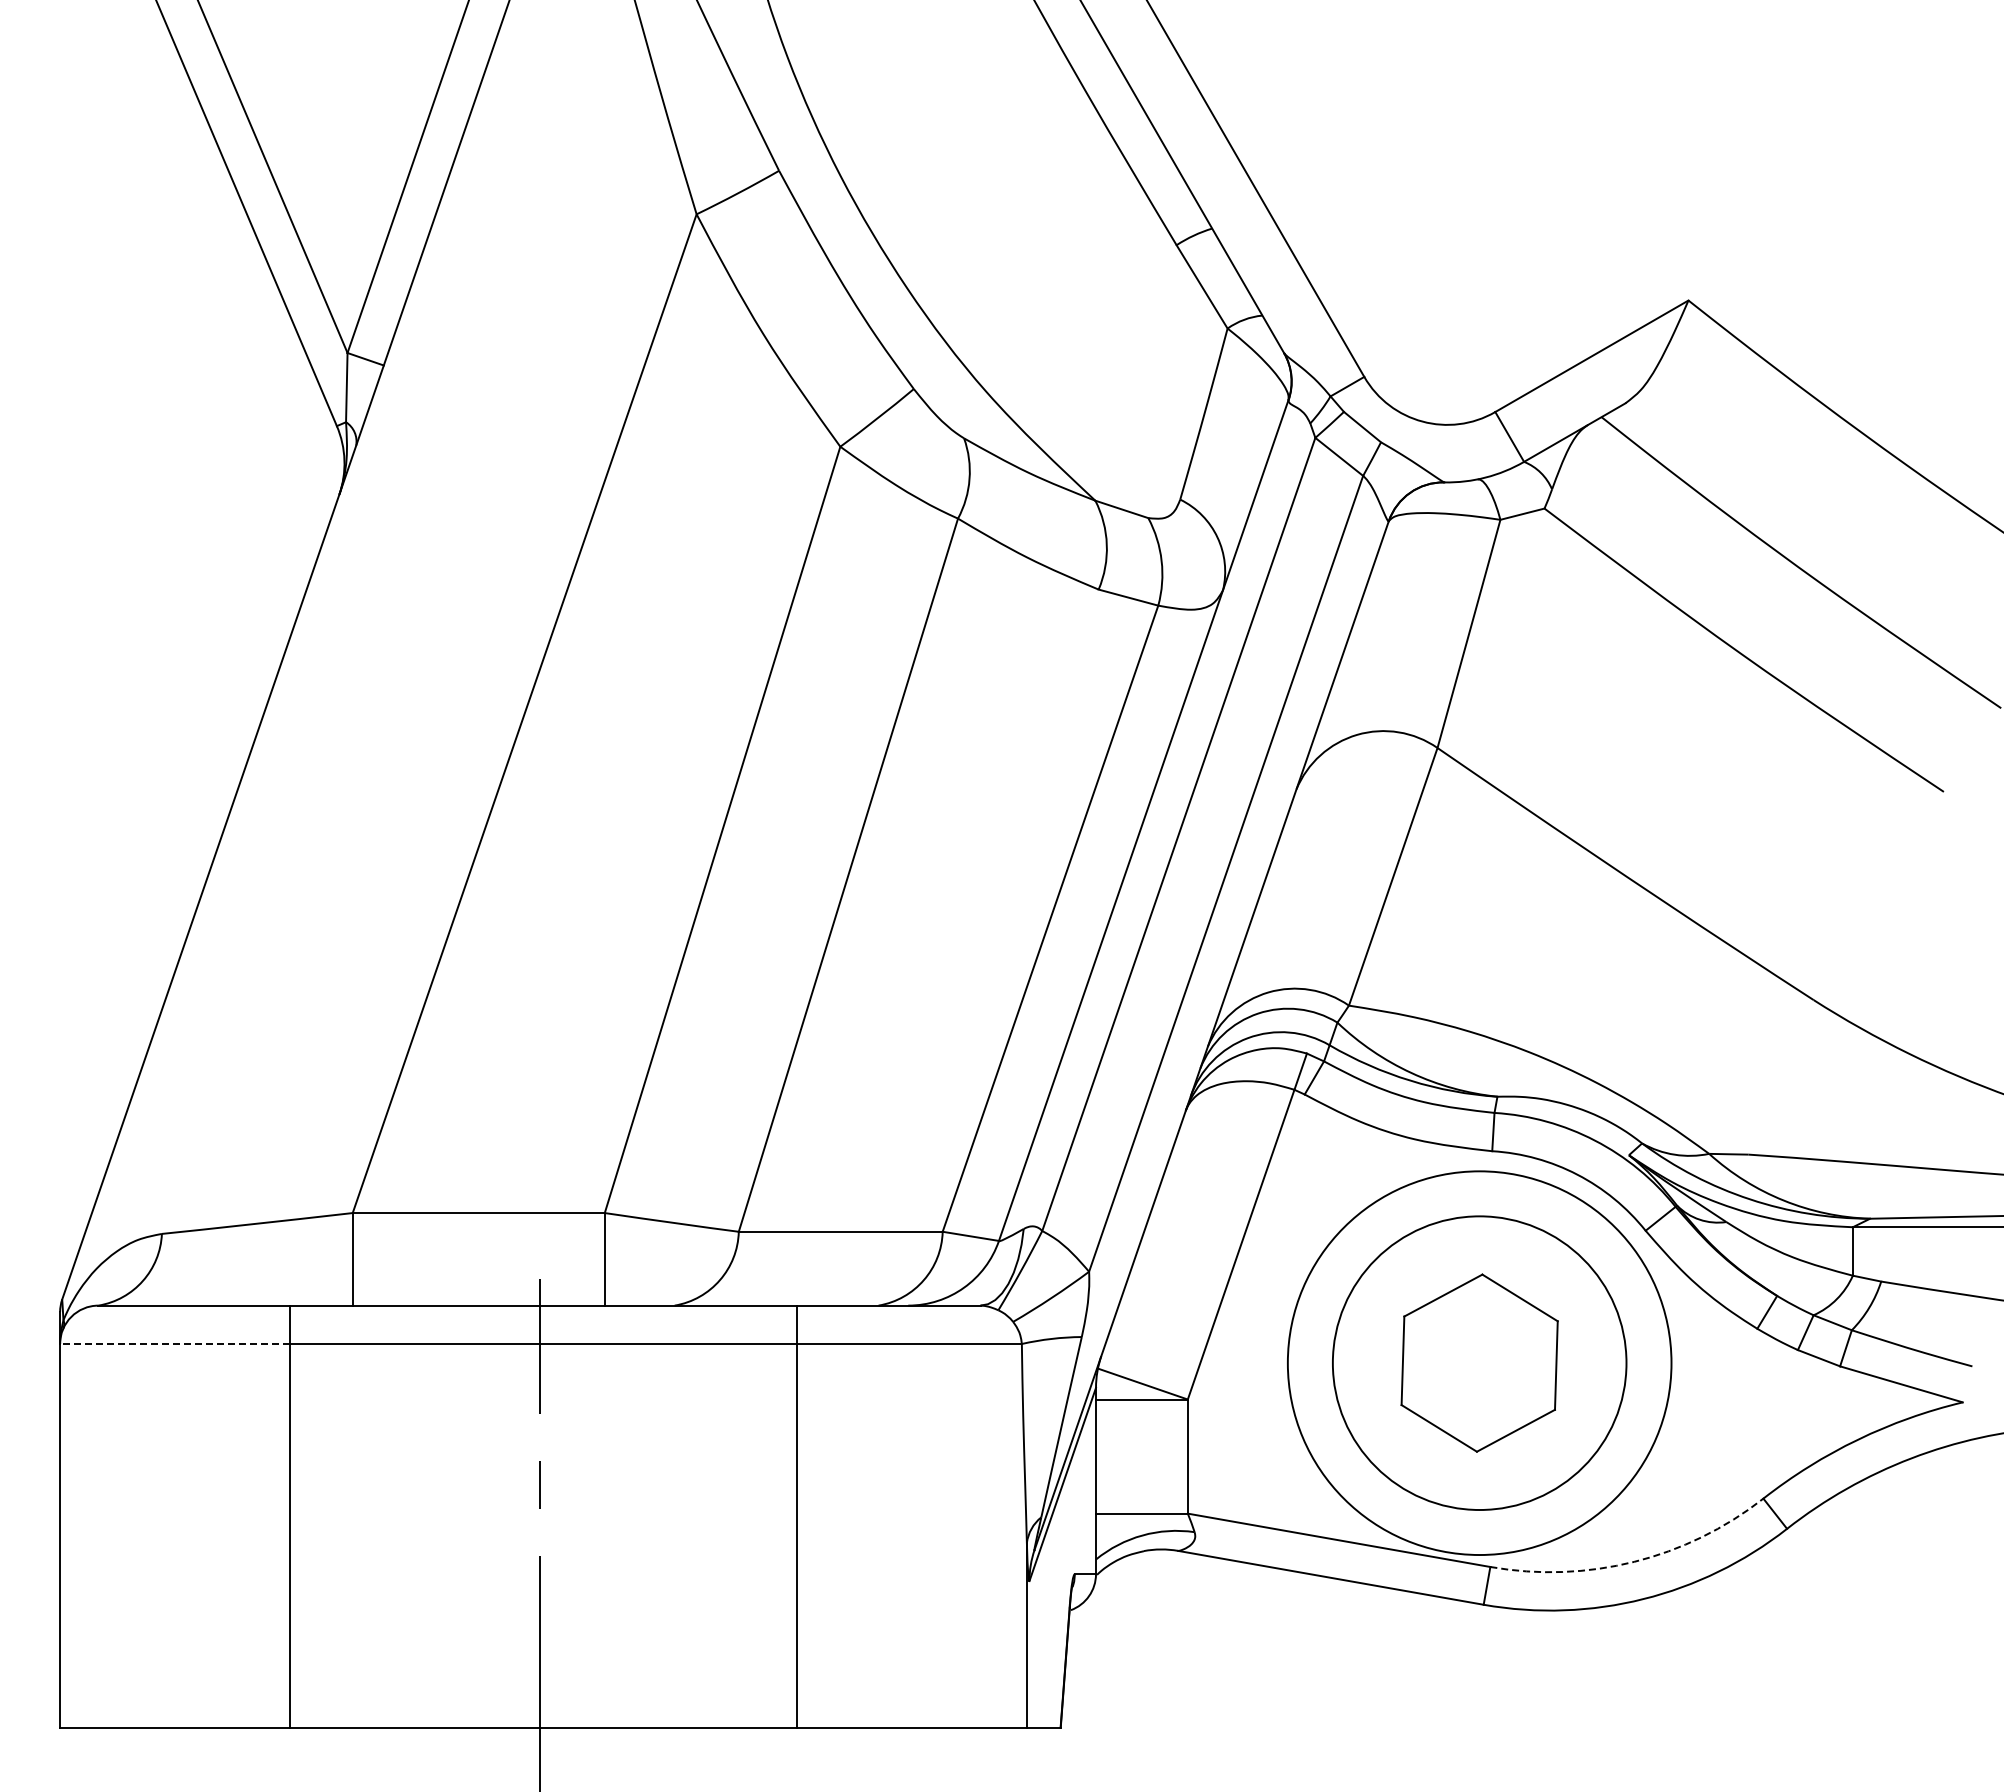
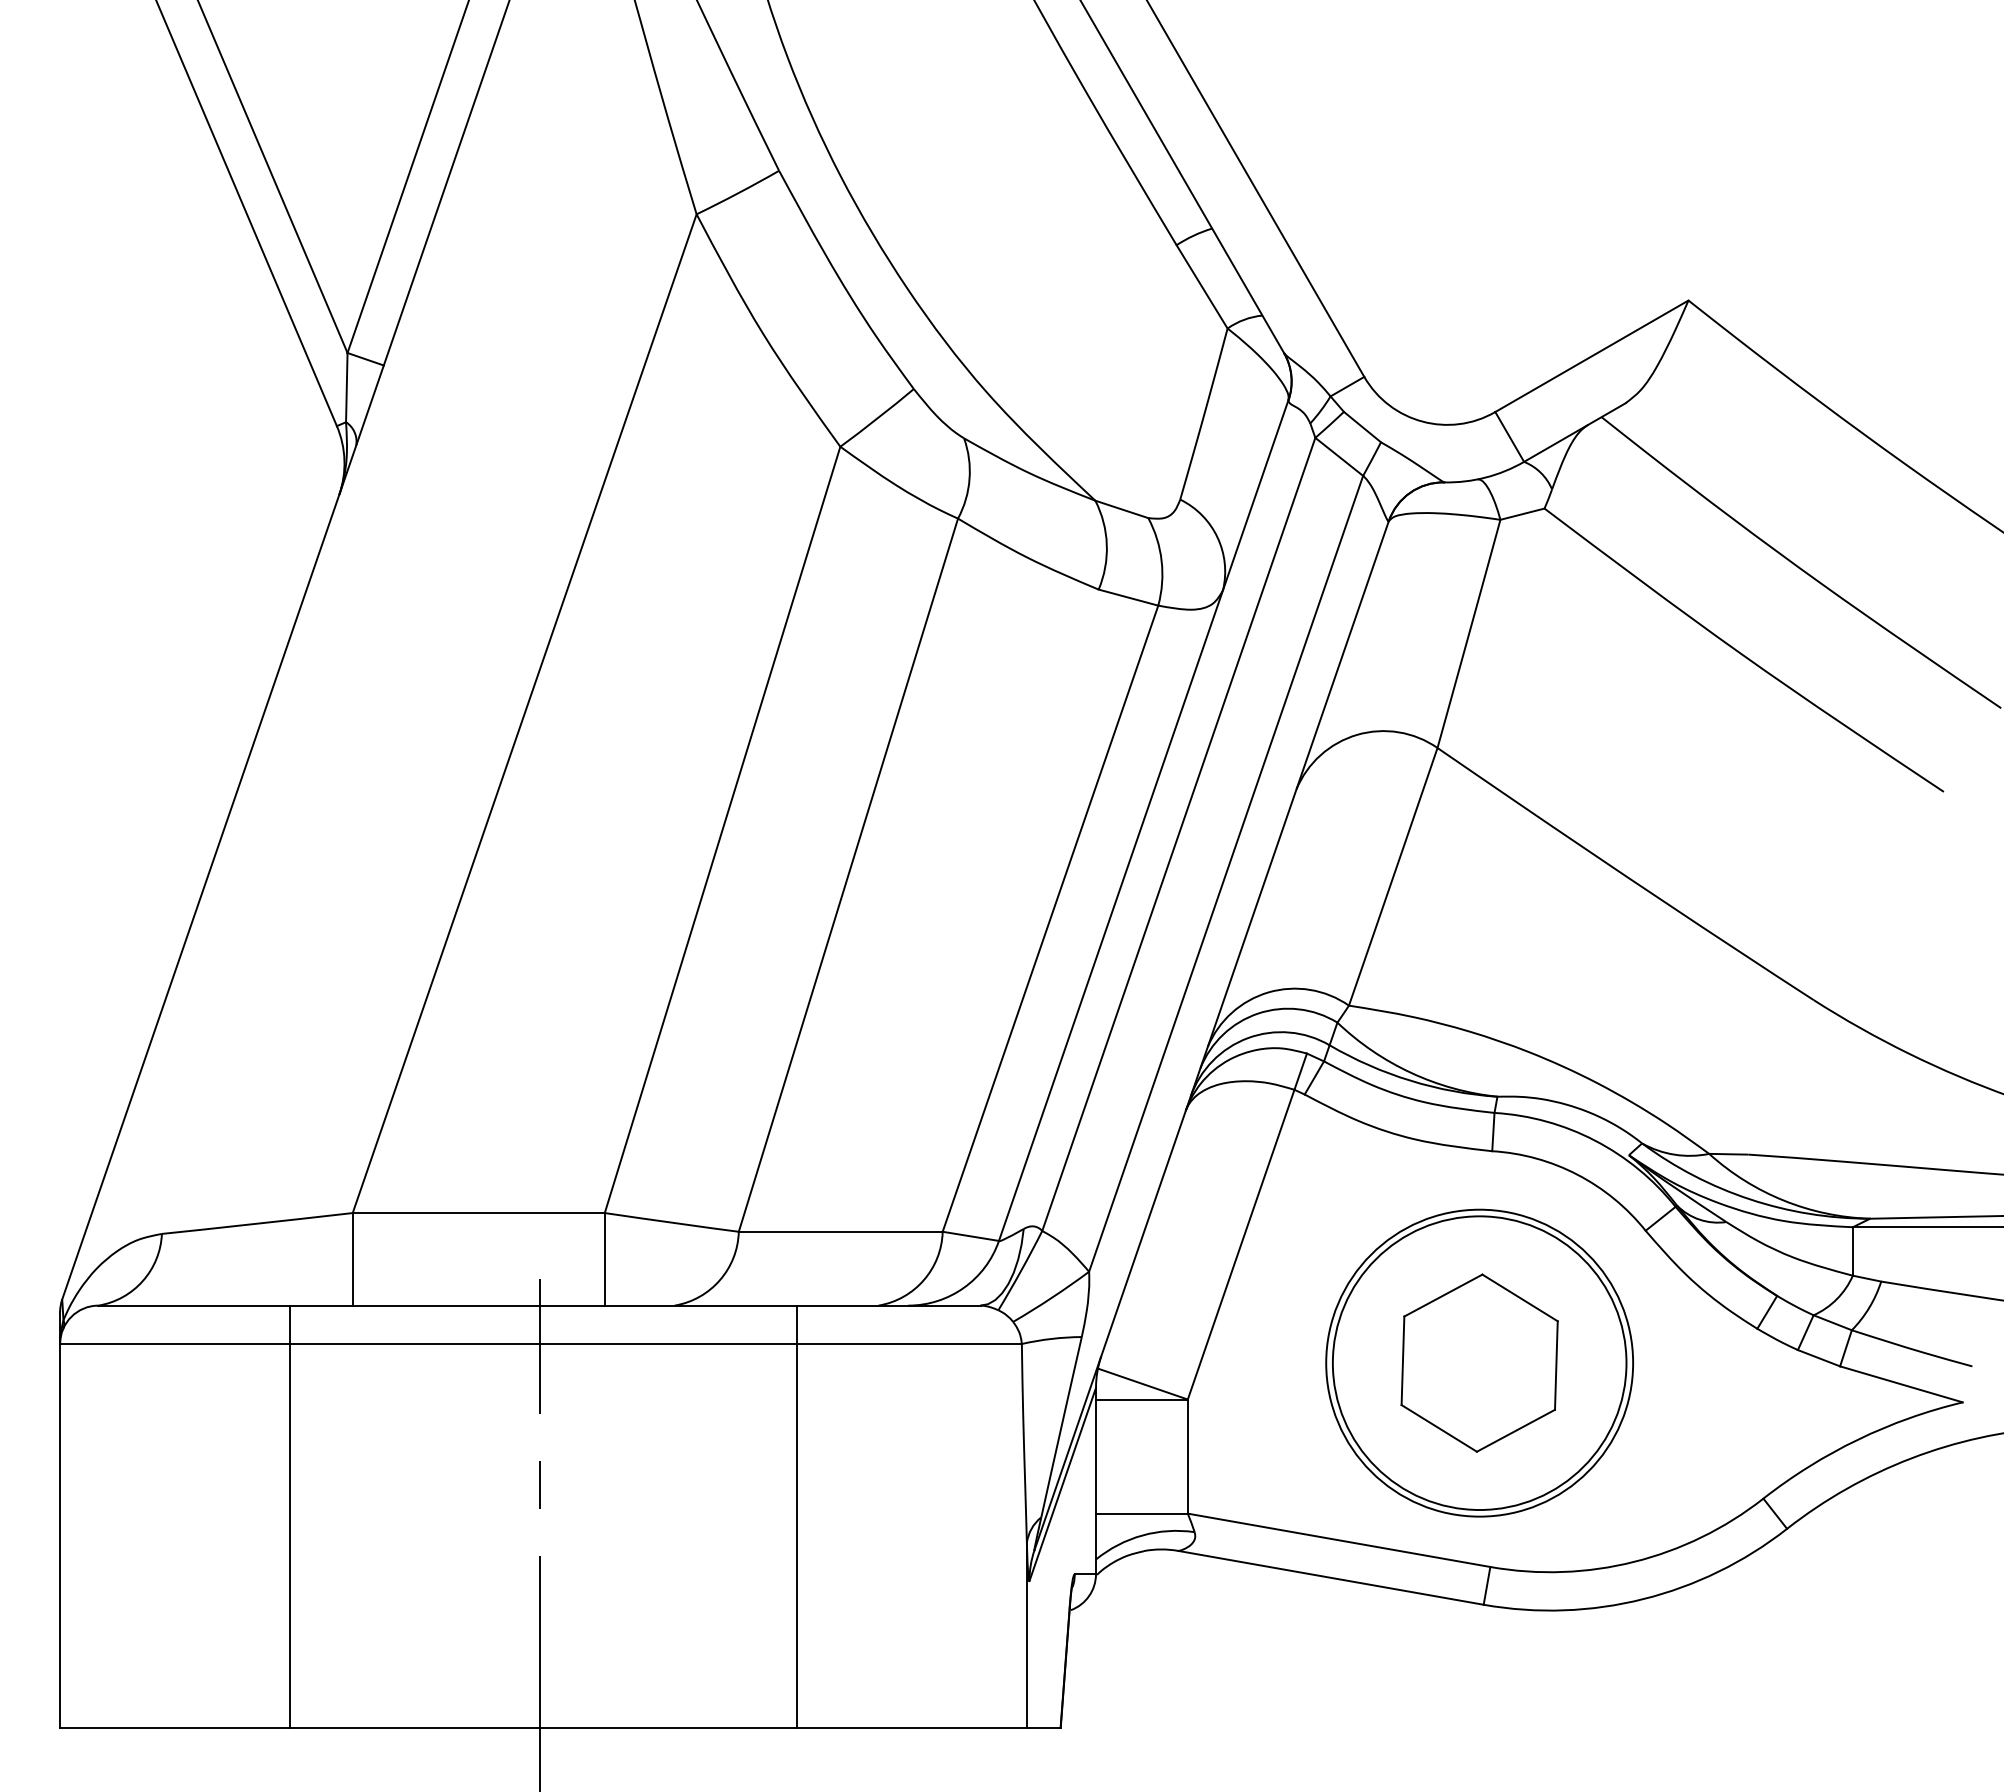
line: dashed -> solid (174, 1343)
circle diameter: 384 px -> 307 px (1479, 1362)
arc: dashed -> solid (1634, 1561)
